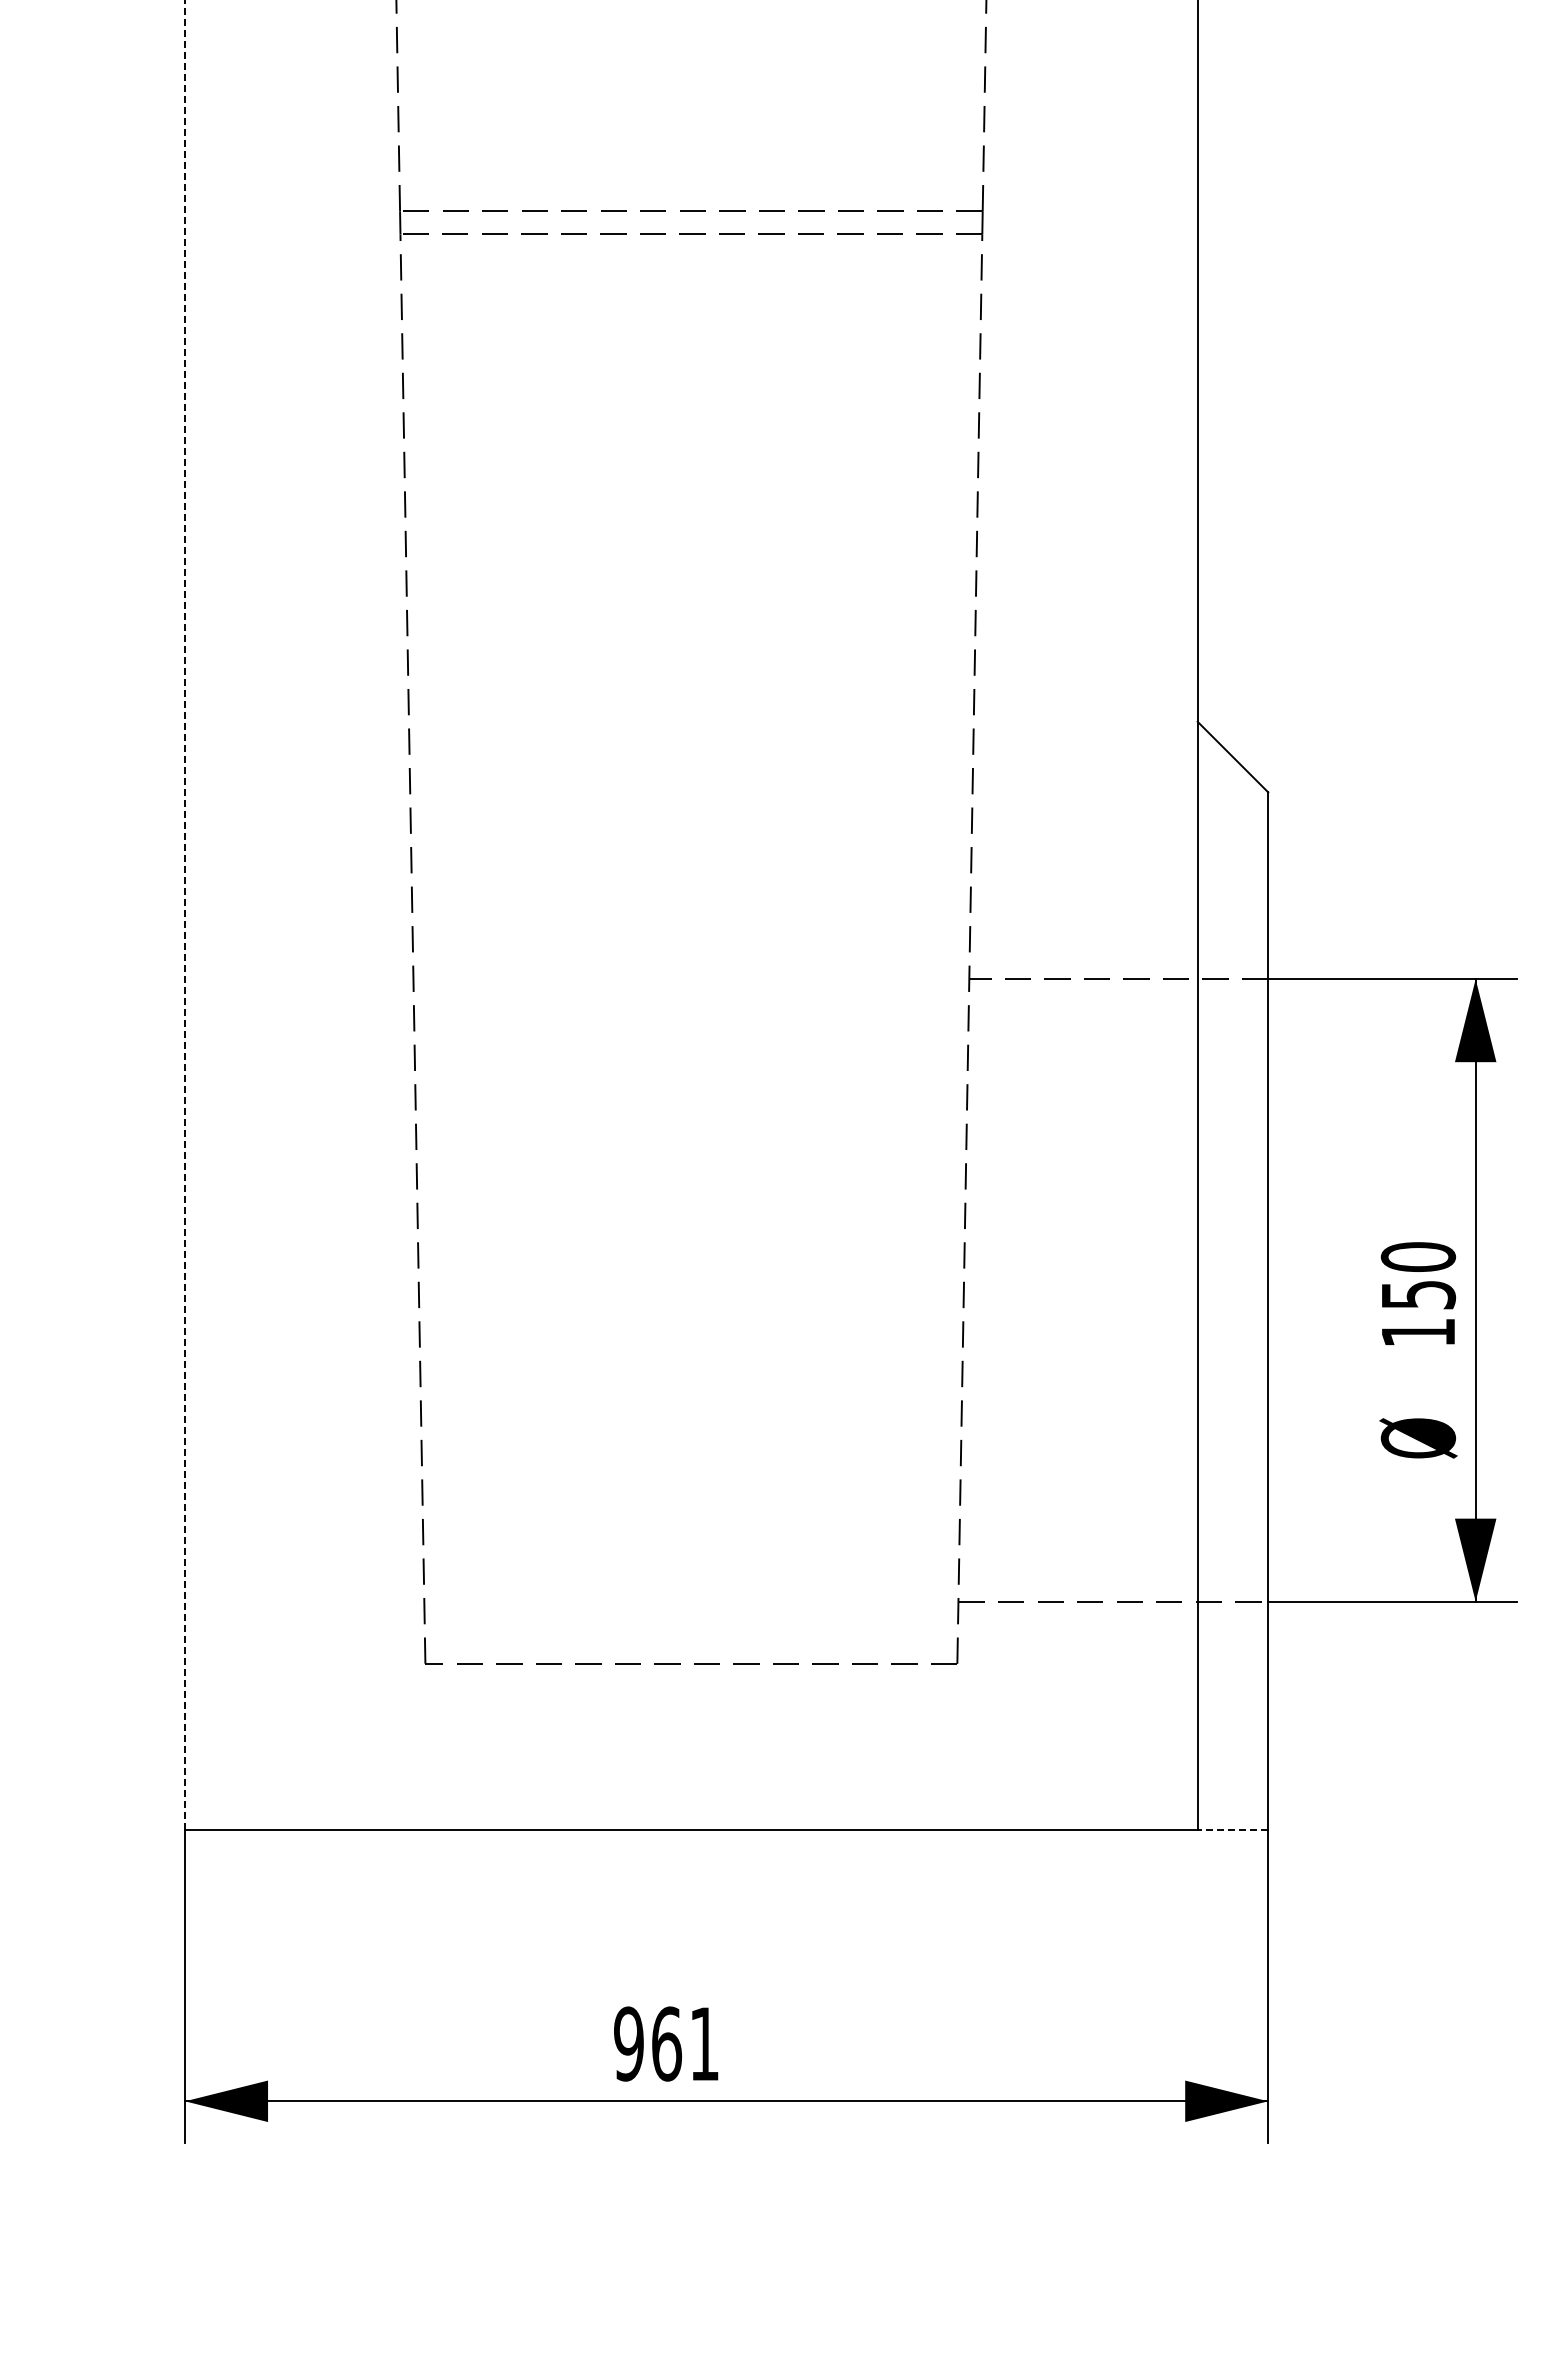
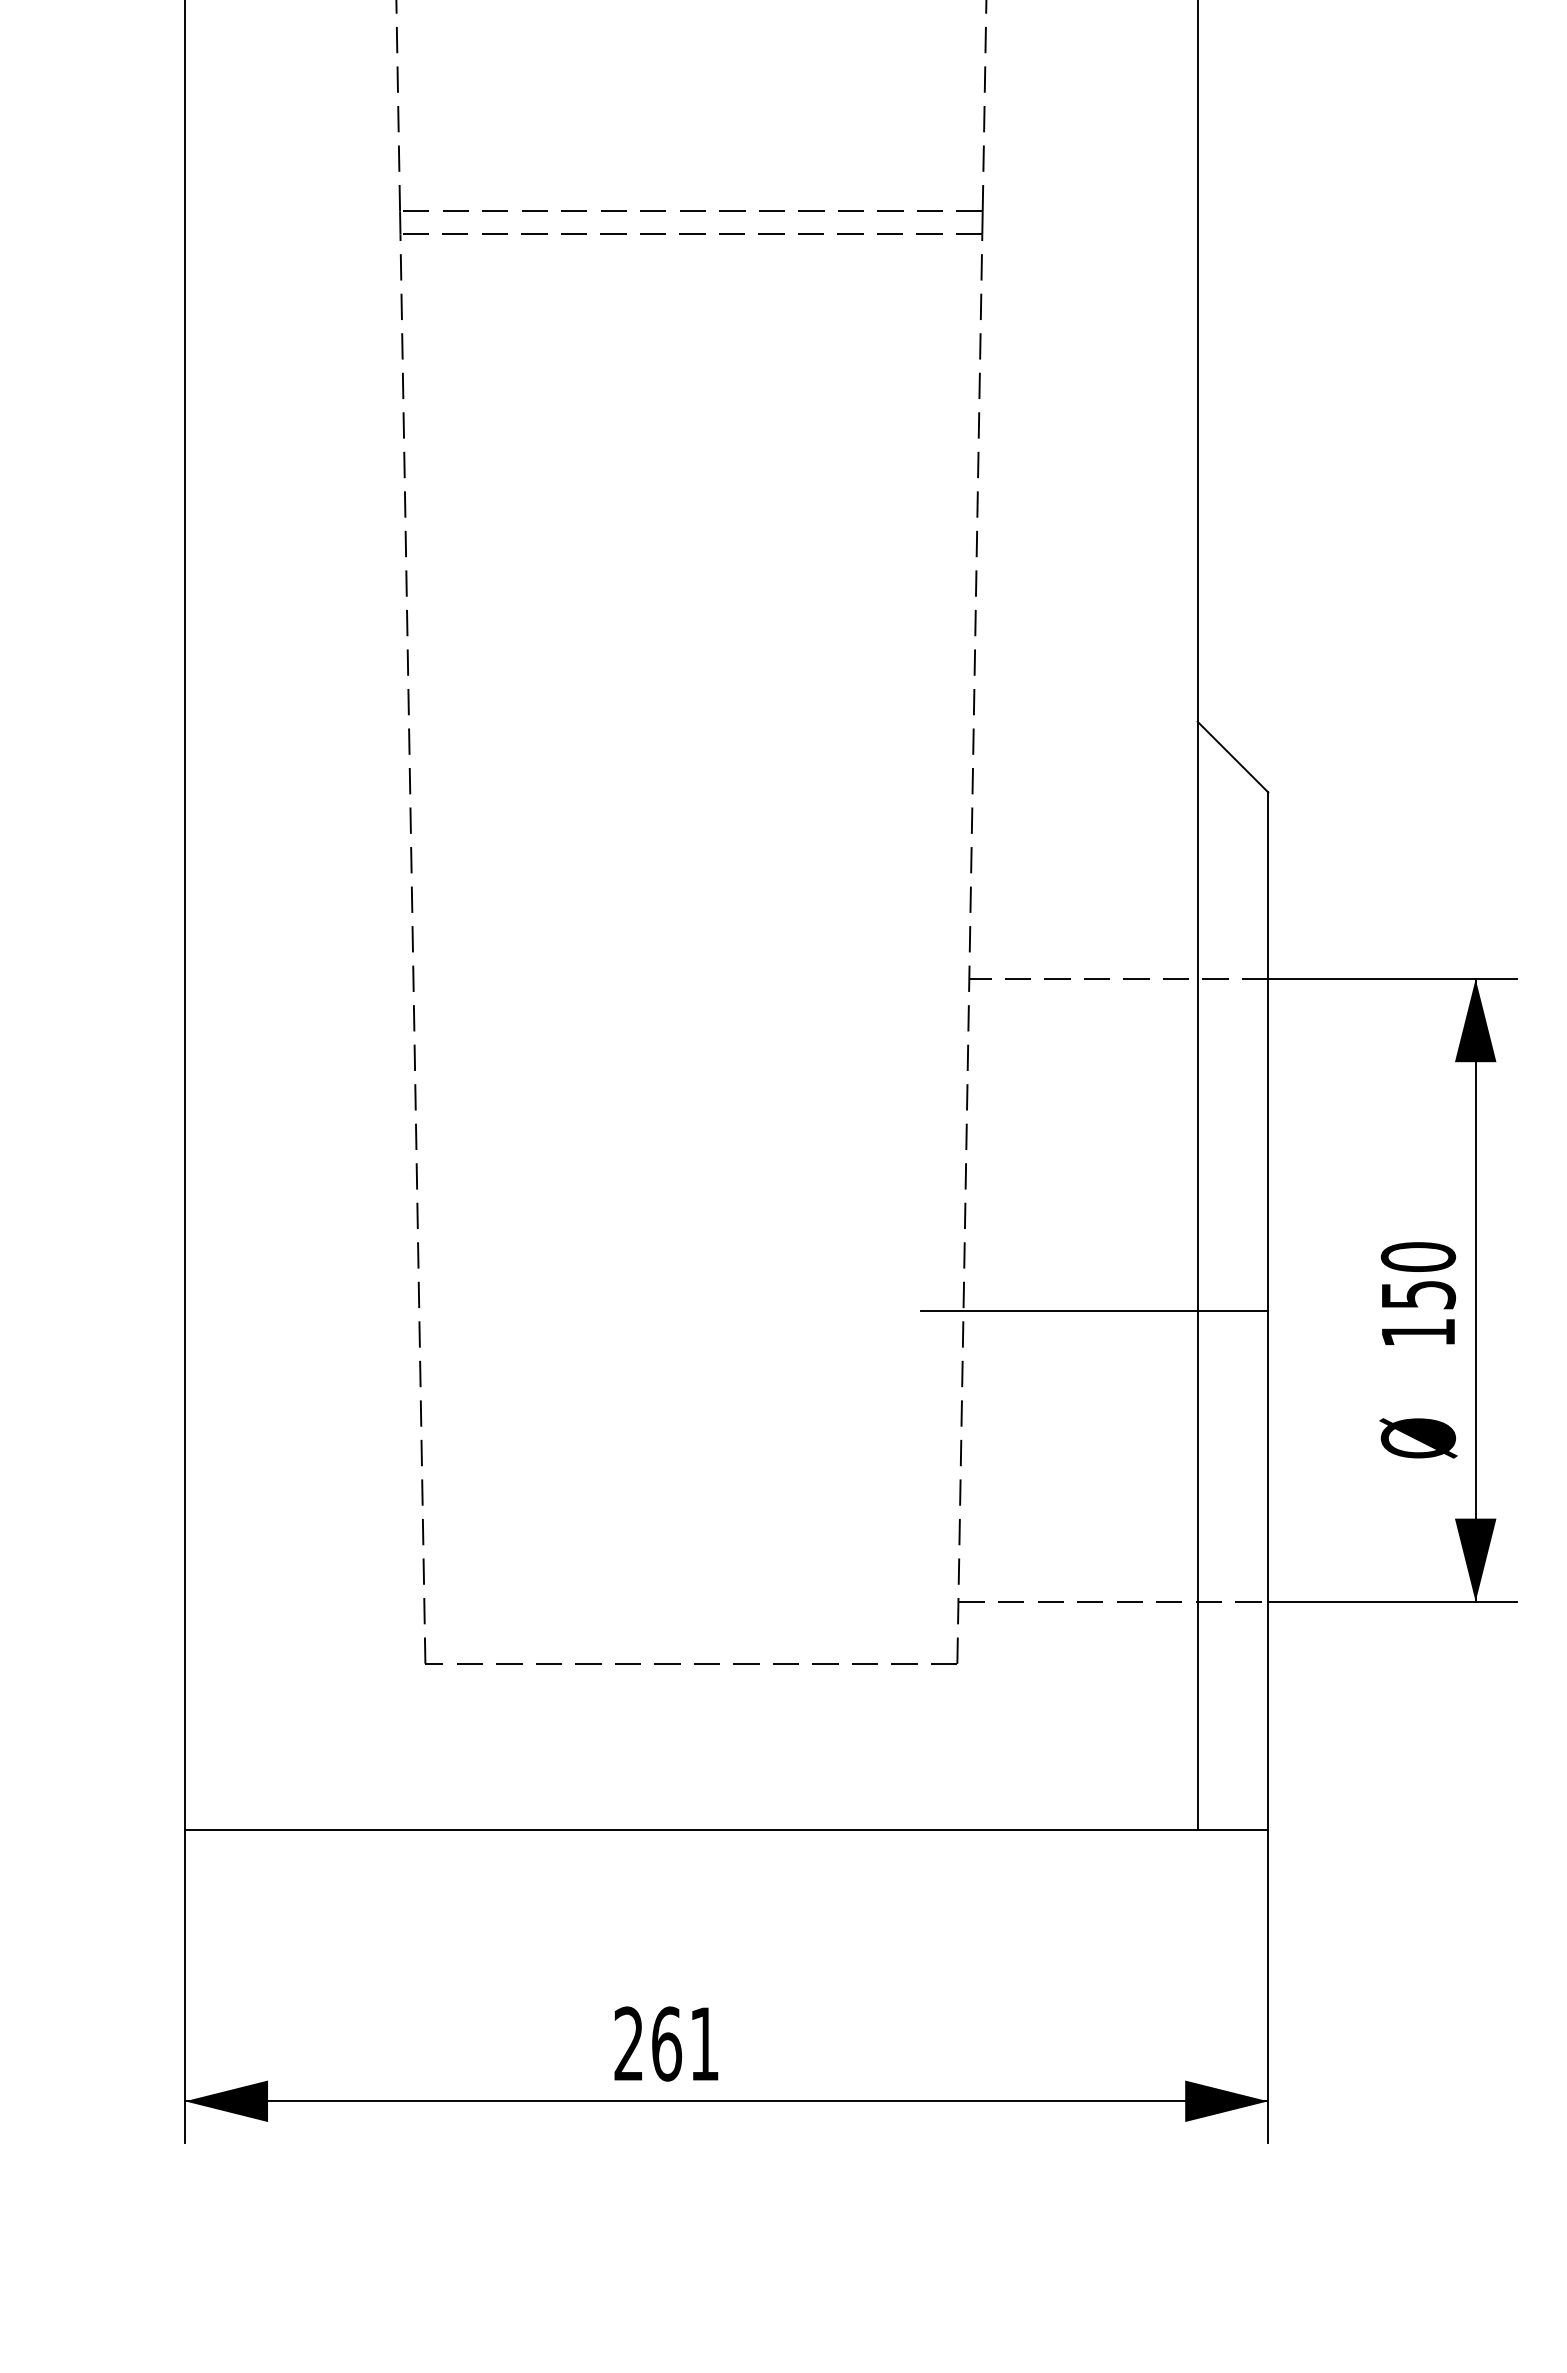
line: dashed -> solid (185, 914)
line: none -> present (1094, 1311)
line: dashed -> solid (1232, 1829)
text: 961 -> 261 (628, 2043)
